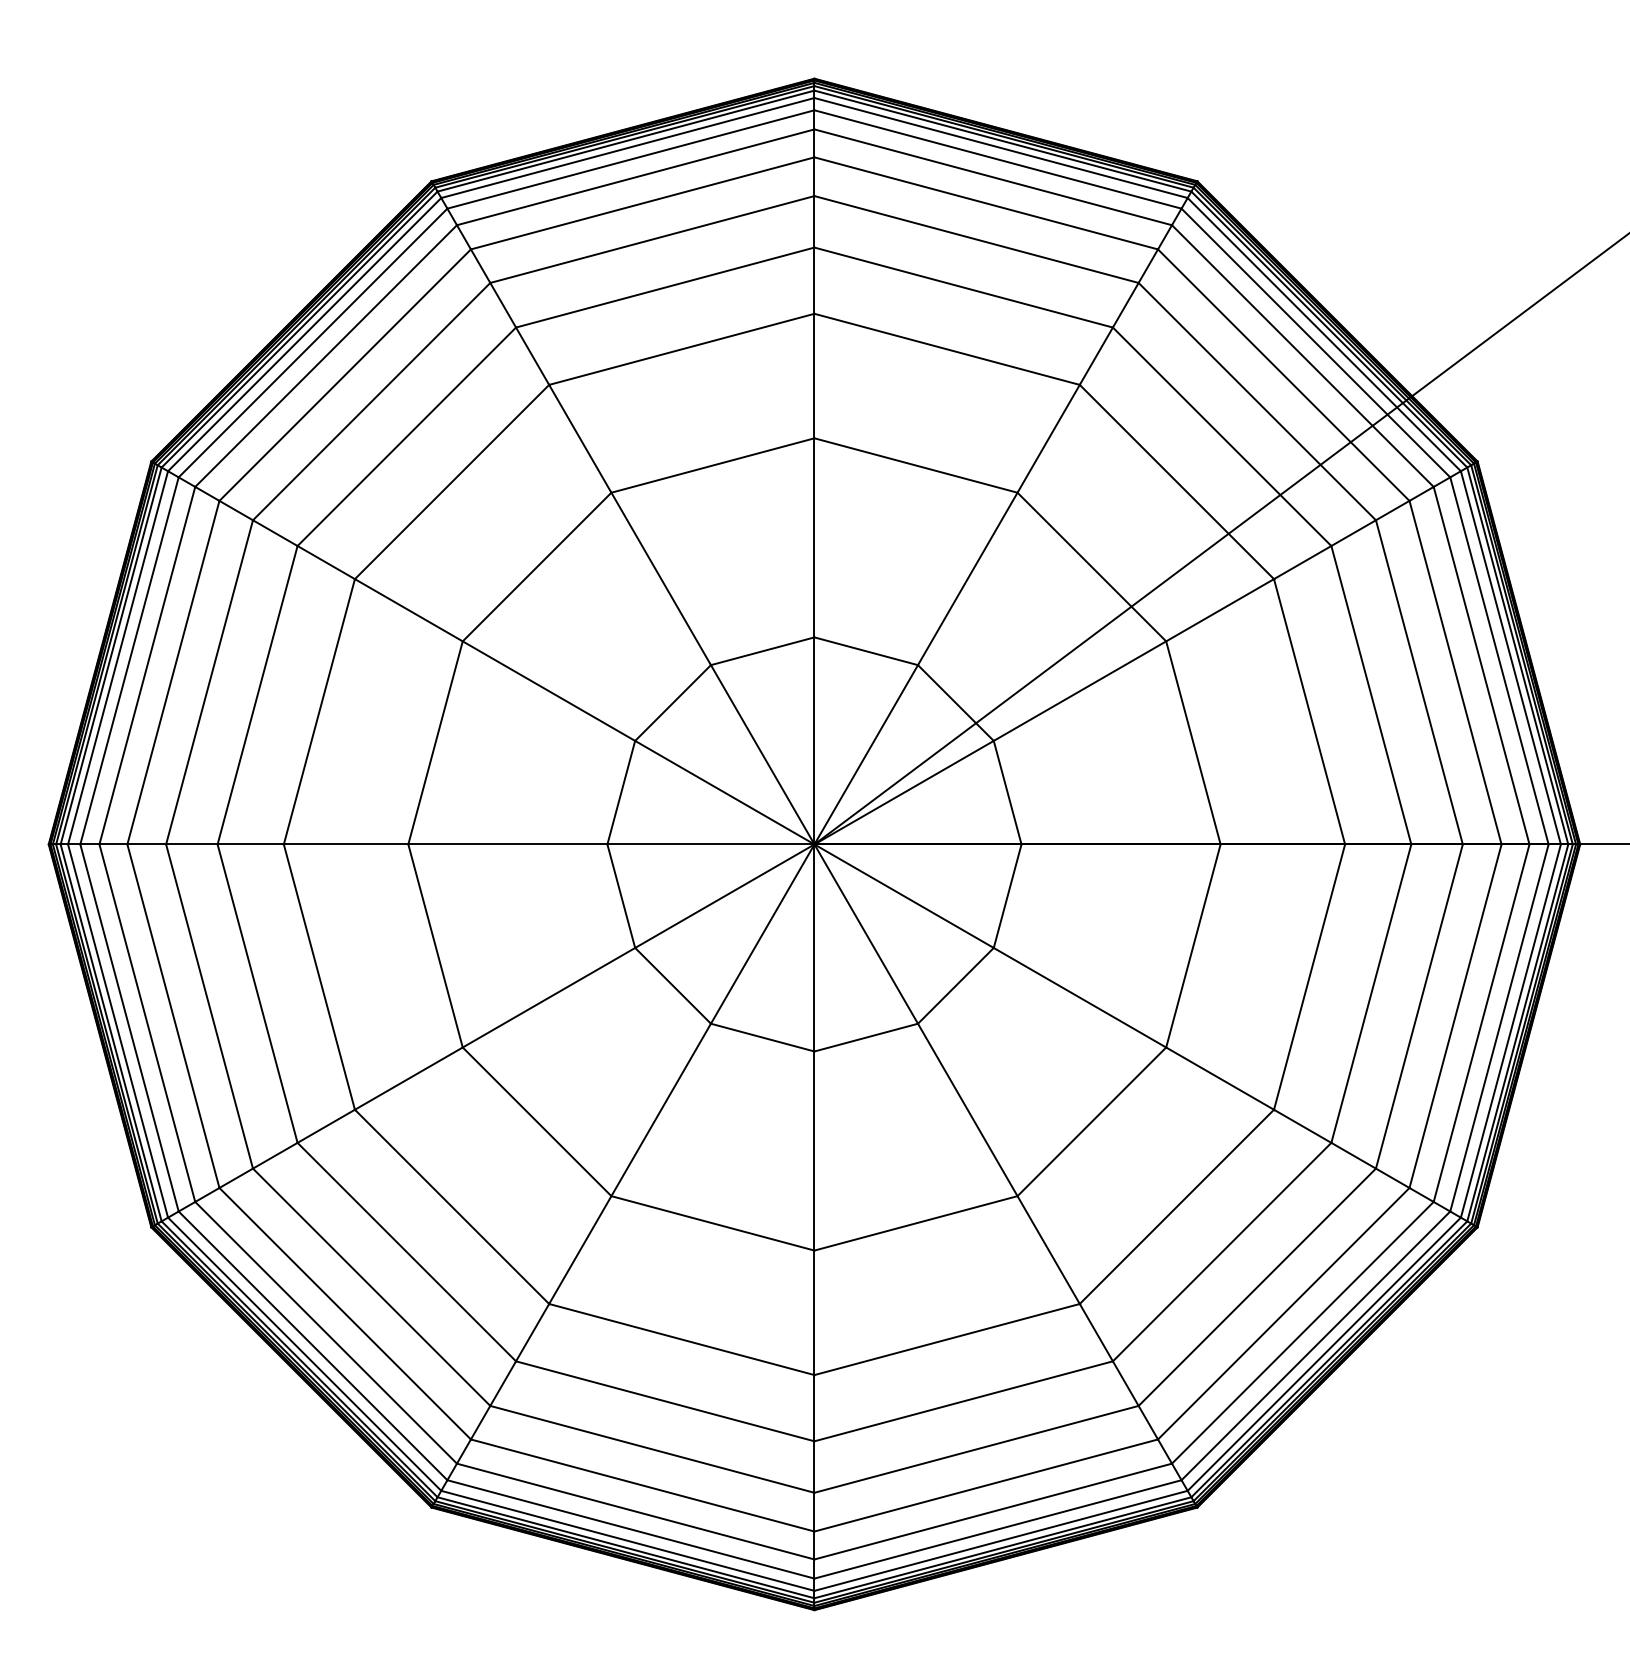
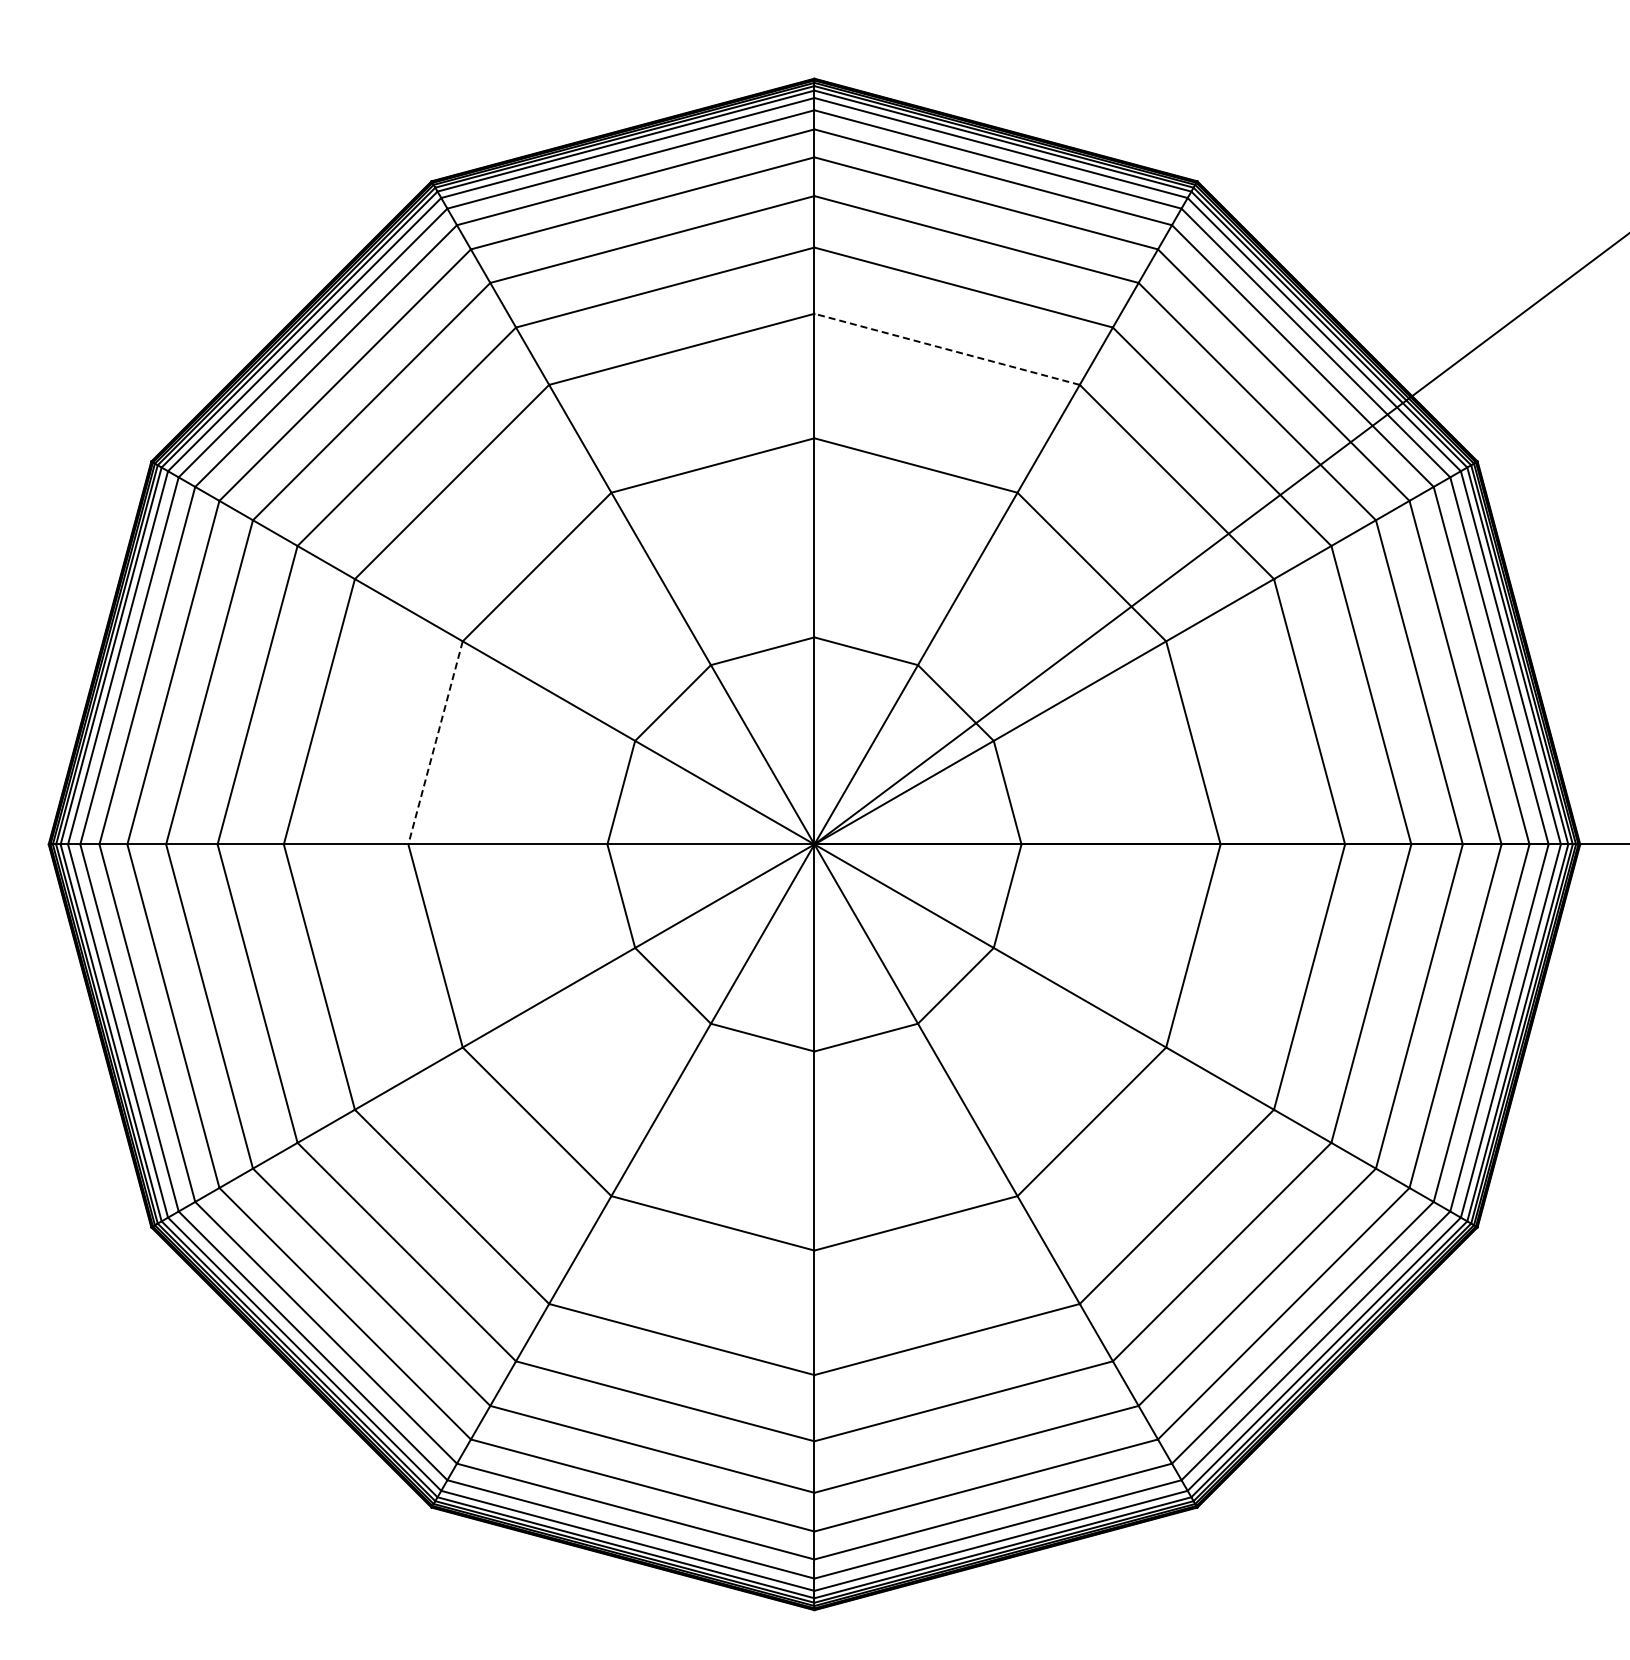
line: solid -> dashed (946, 349)
line: solid -> dashed (435, 743)
